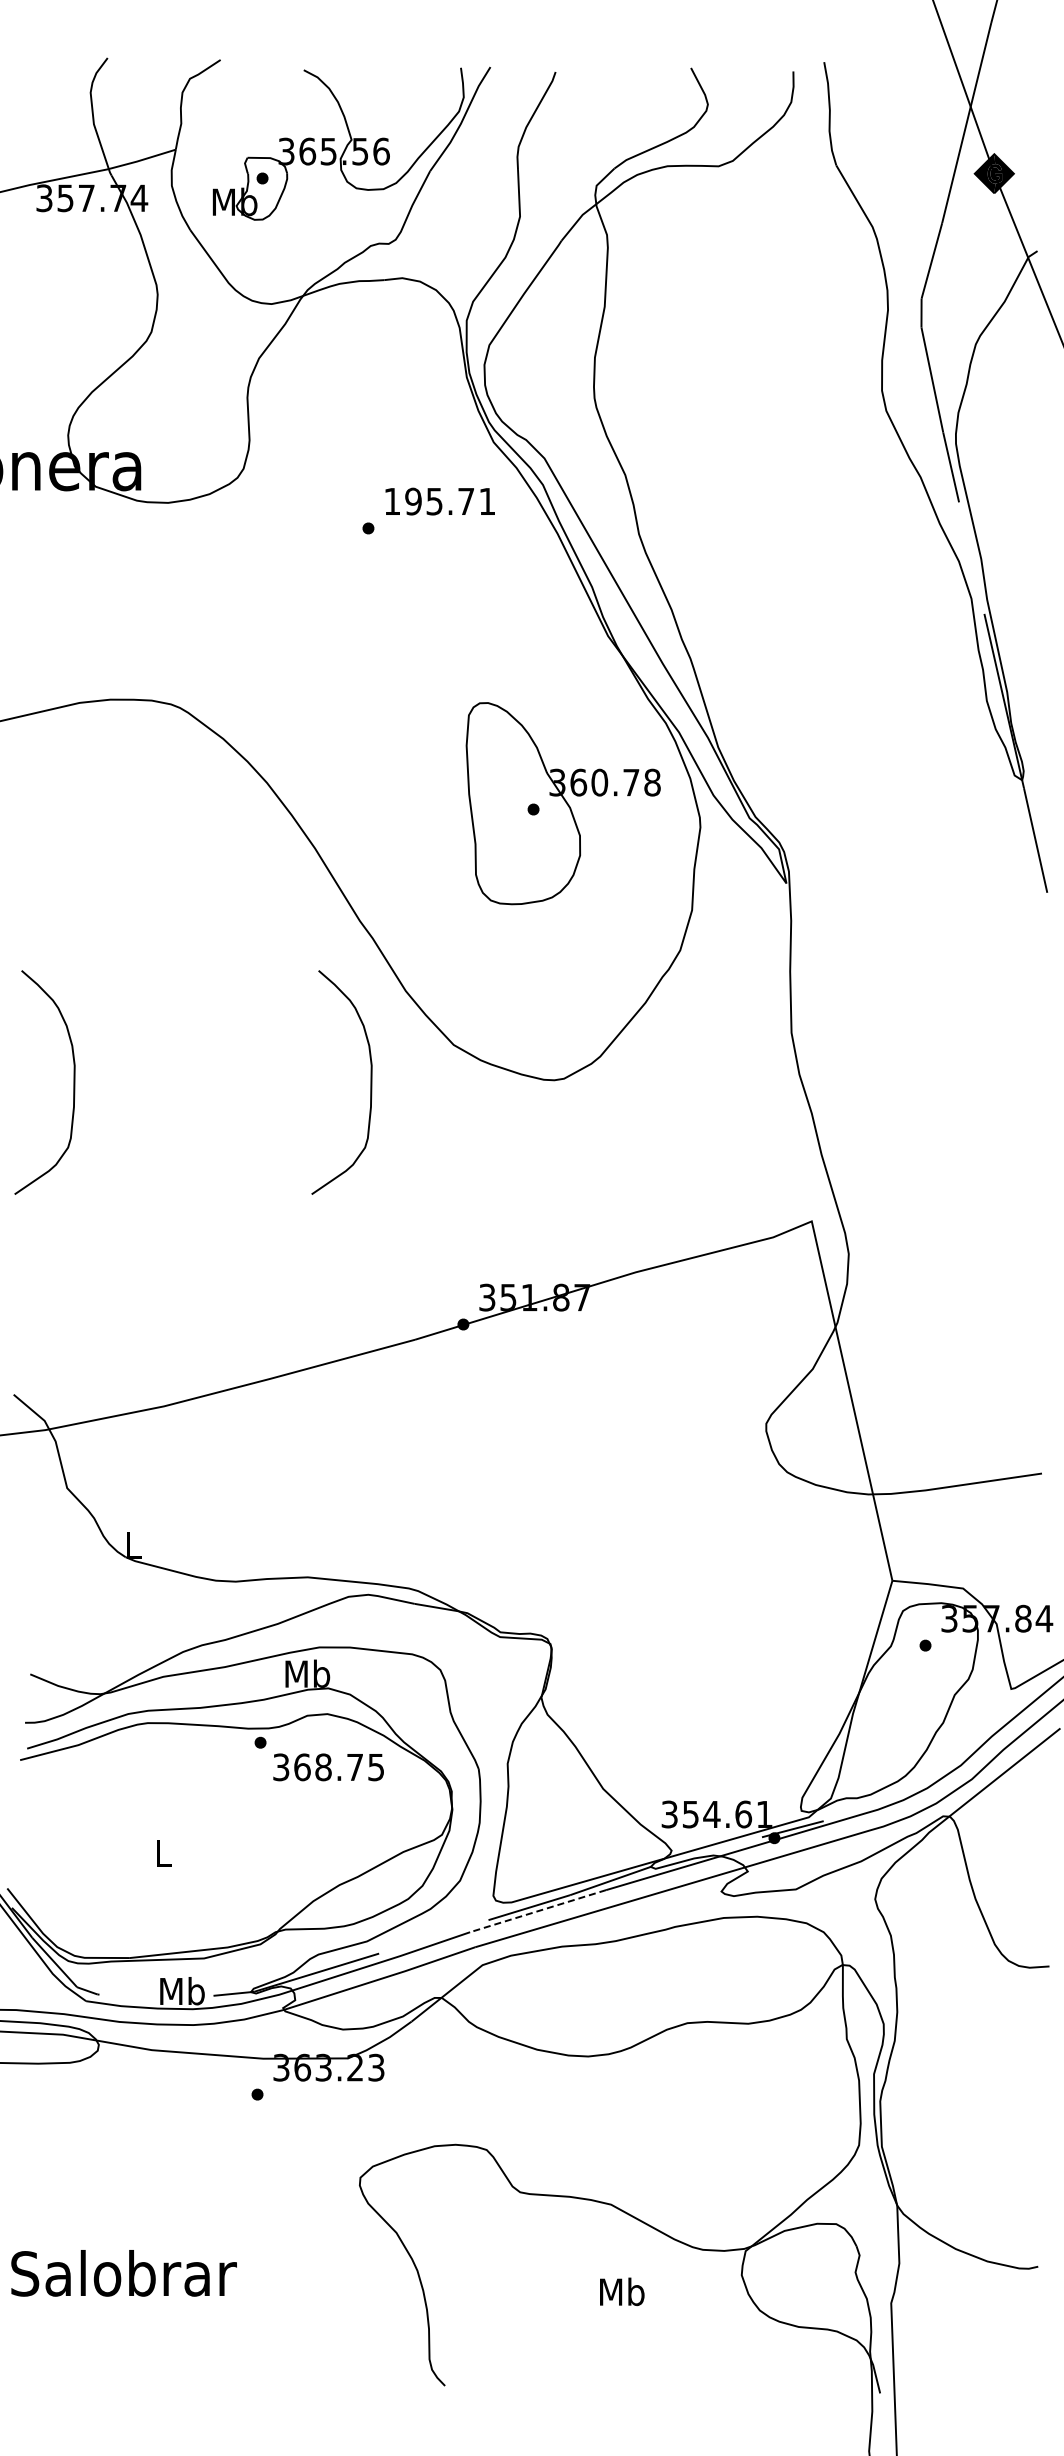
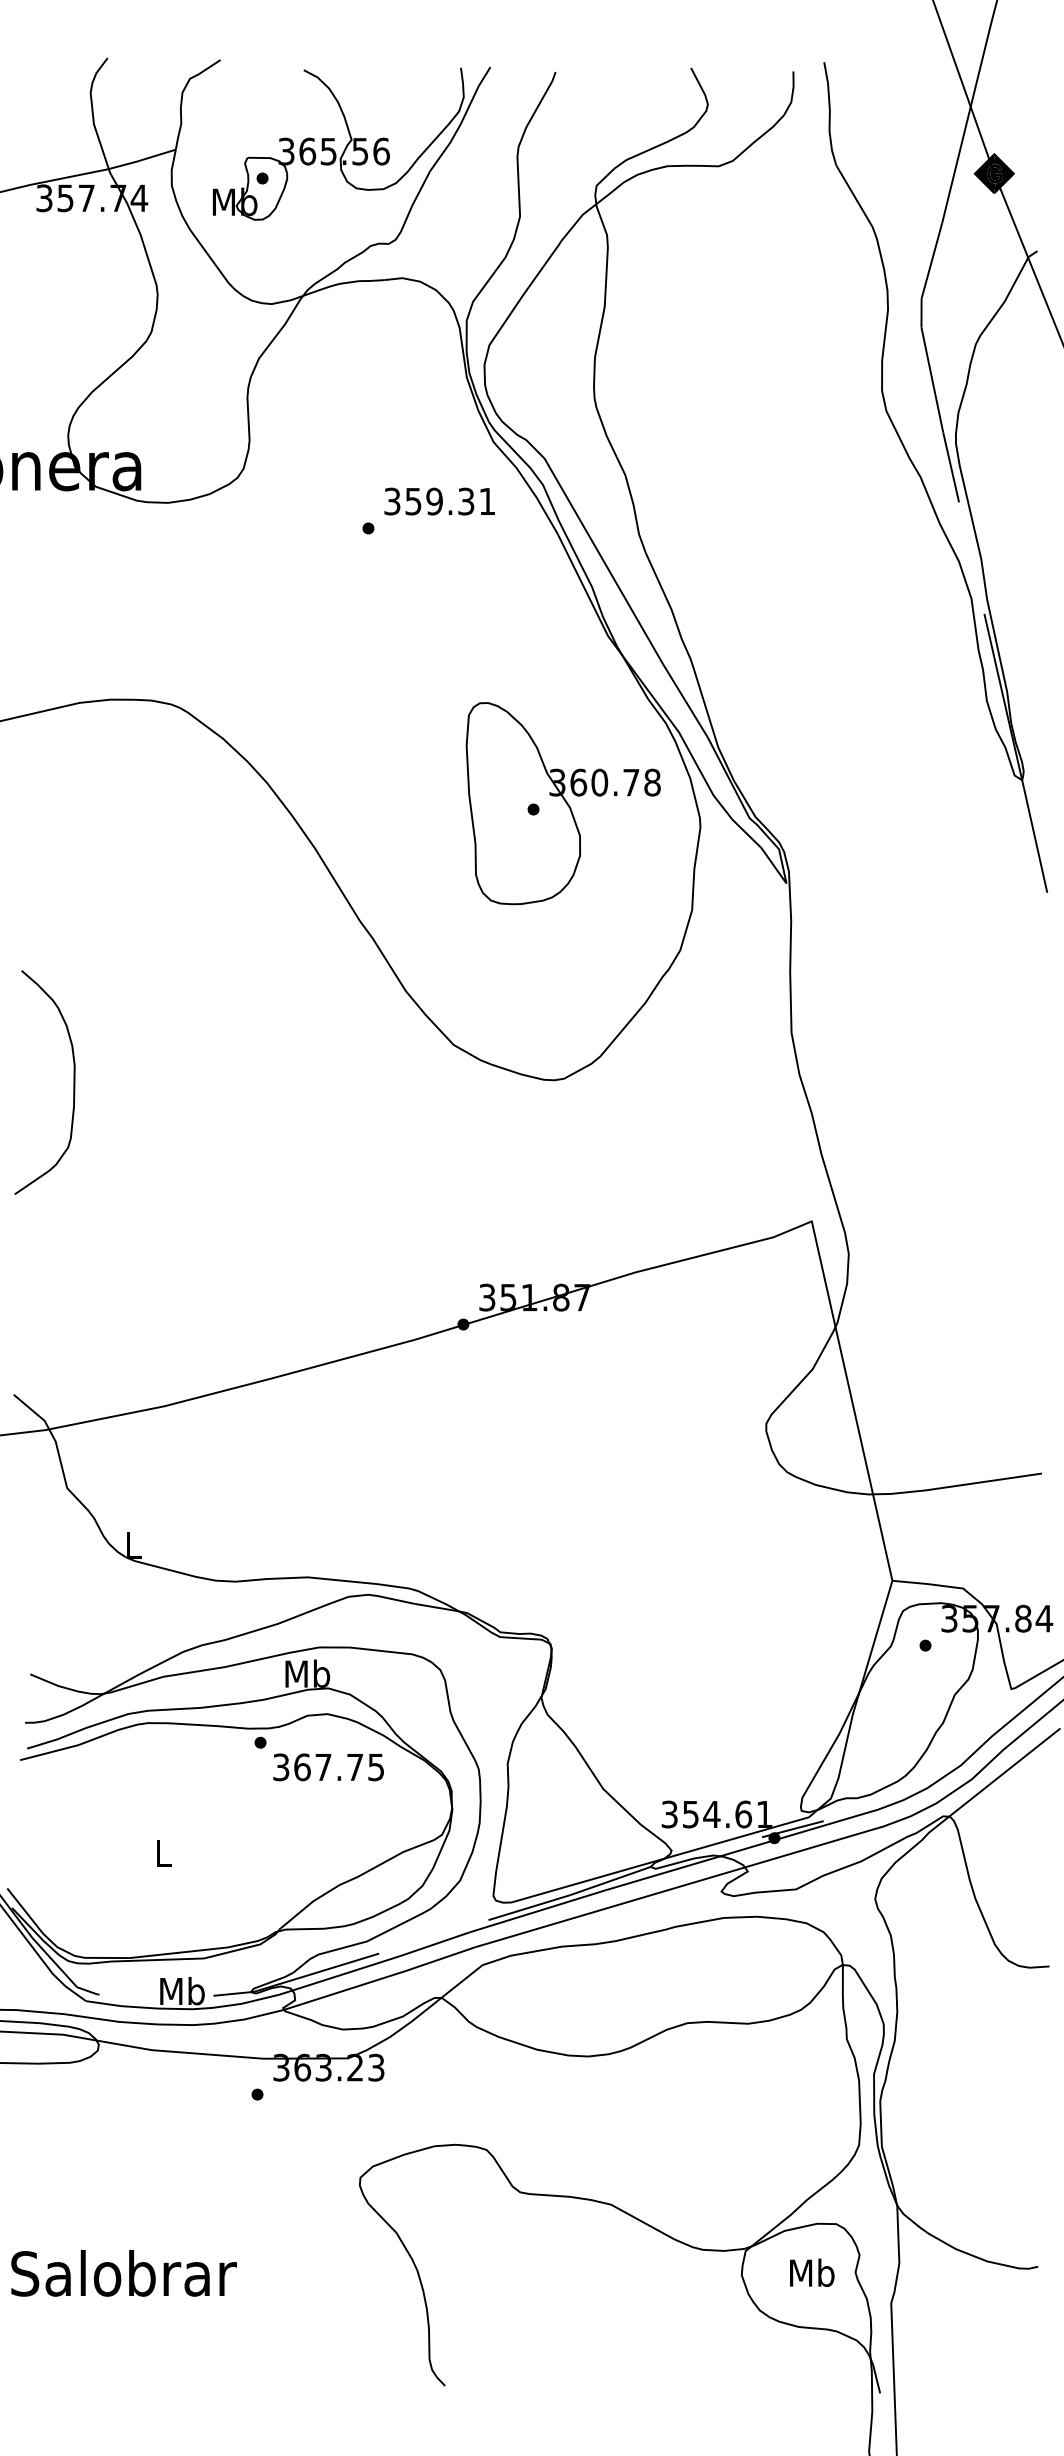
text: 195.71 -> 359.31 (429, 501)
curve: present -> none (370, 1082)
text: 368.75 -> 367.75 (323, 1767)
line: dashed -> solid (537, 1911)
text position: (622, 2291) -> (812, 2272) (812, 2272)
